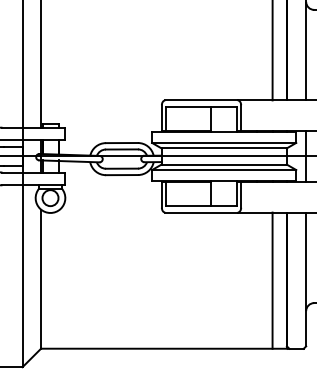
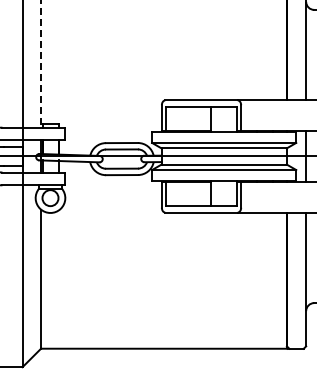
line: present -> none (272, 51)
line: solid -> dashed (41, 63)
line: present -> none (272, 280)
